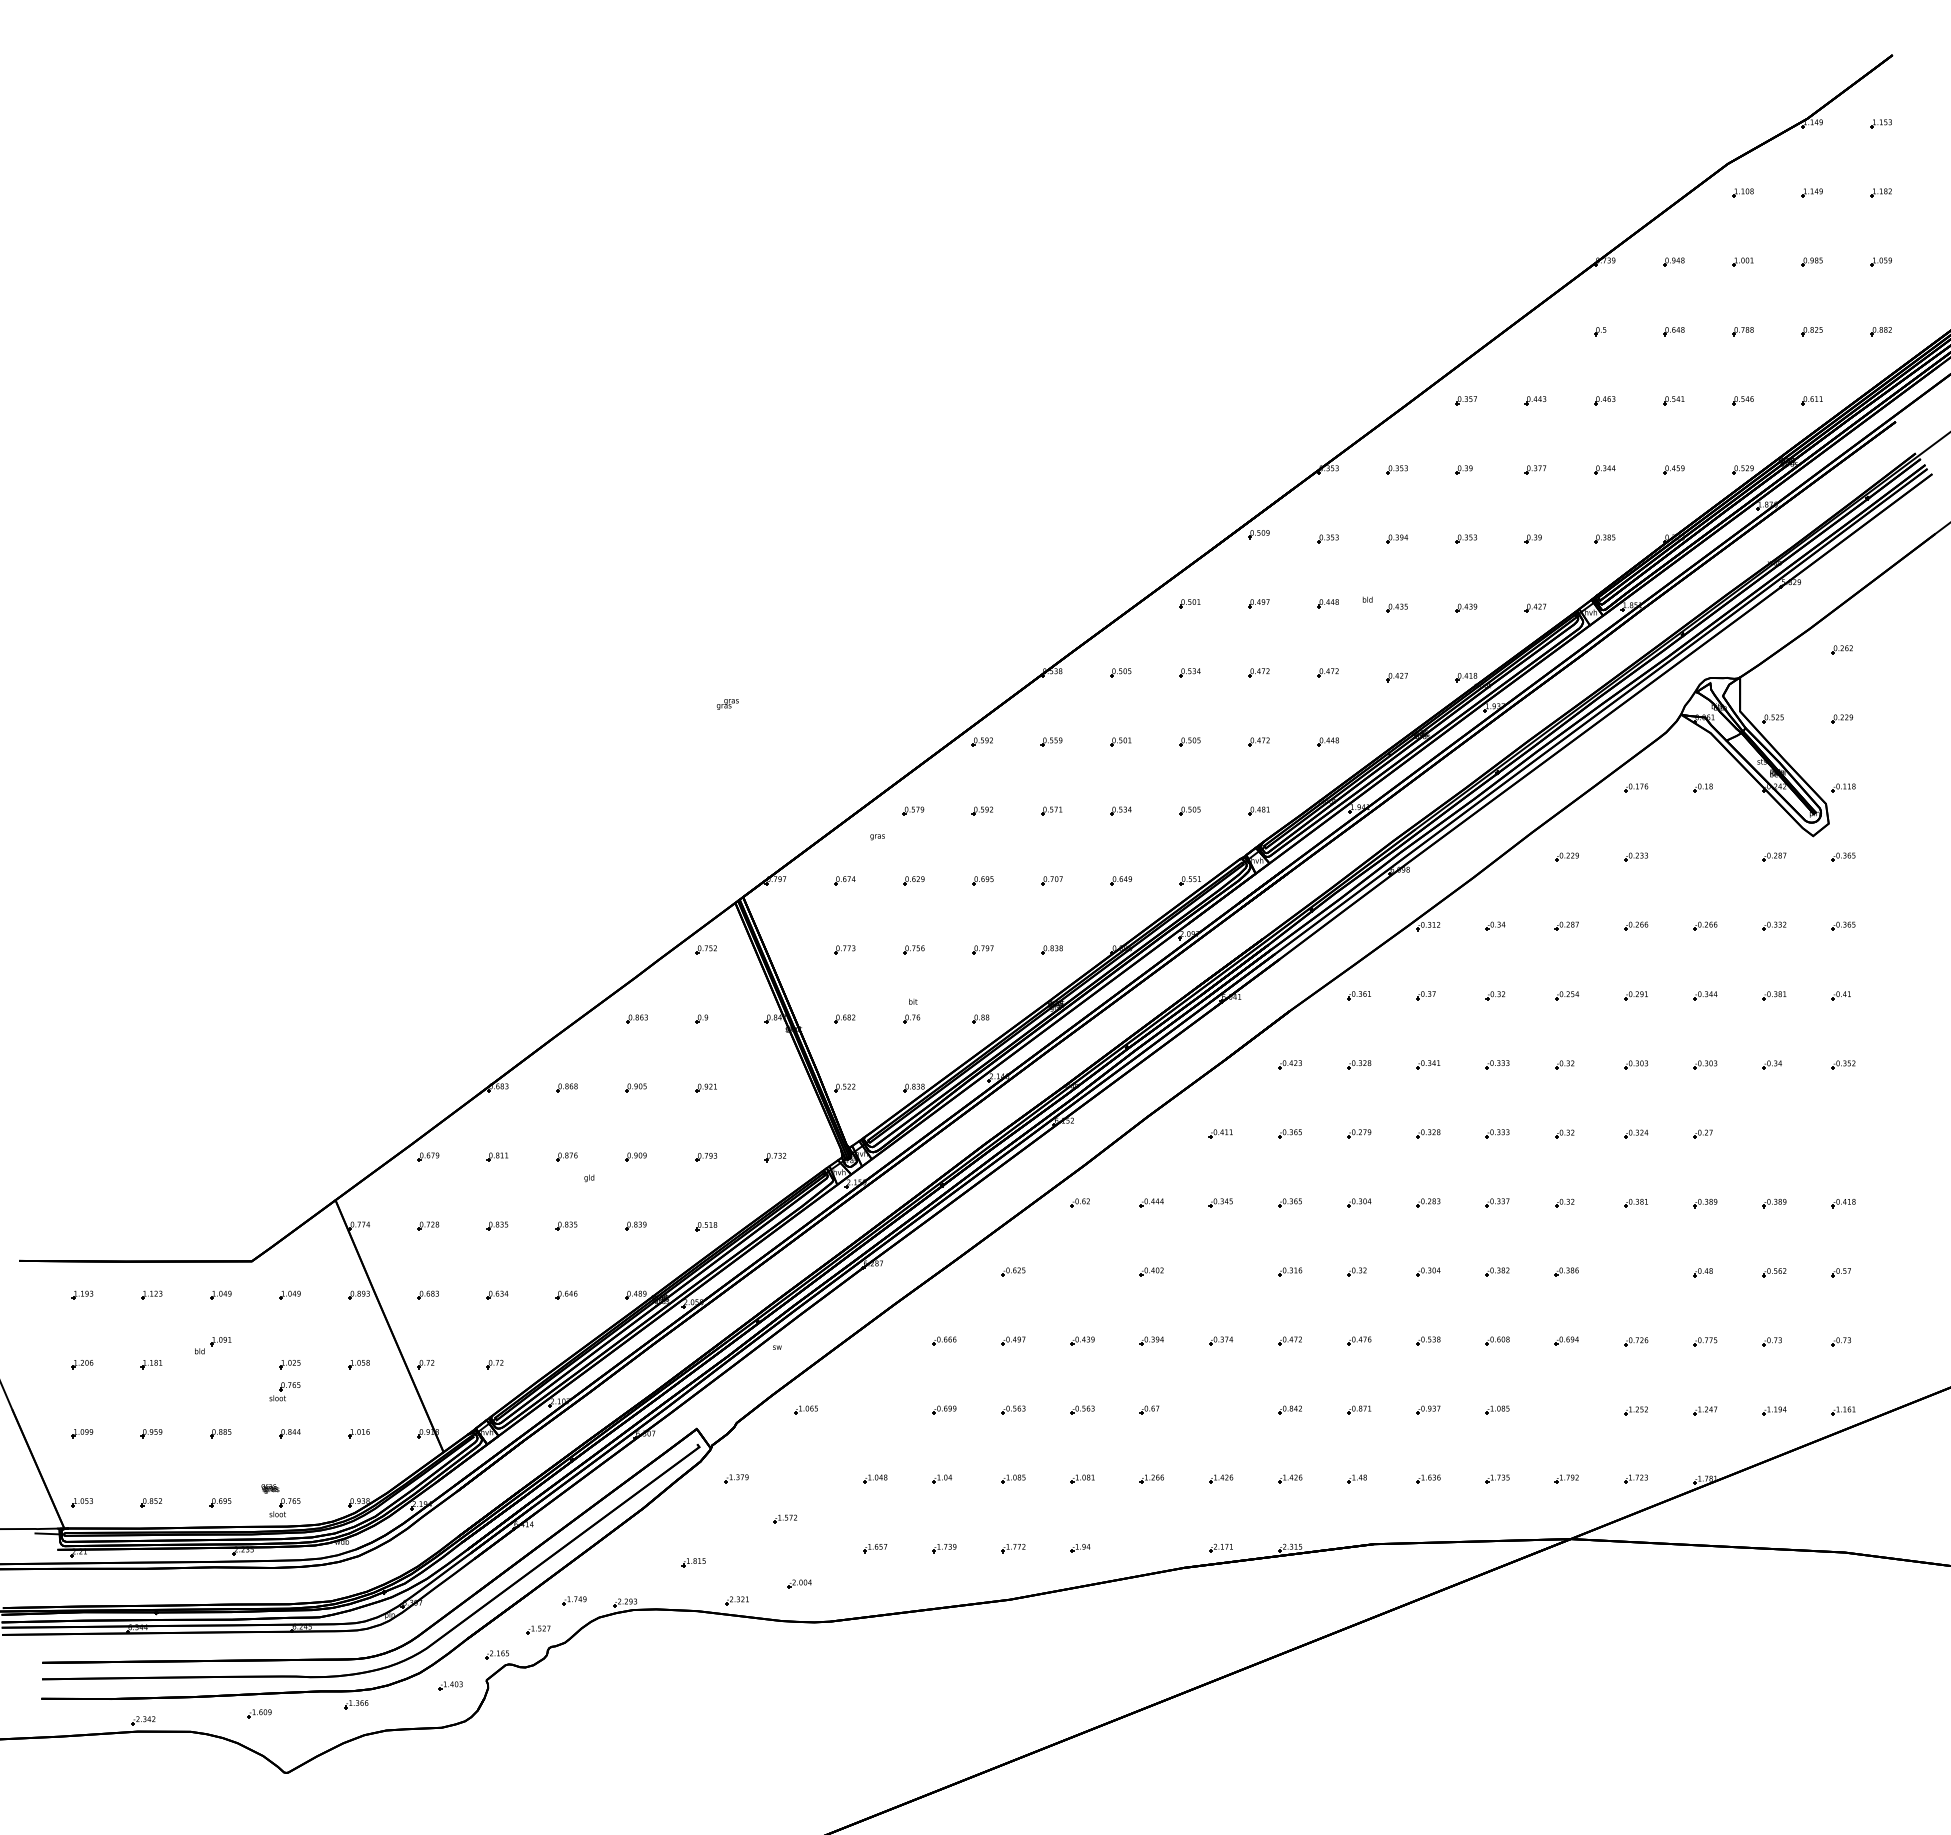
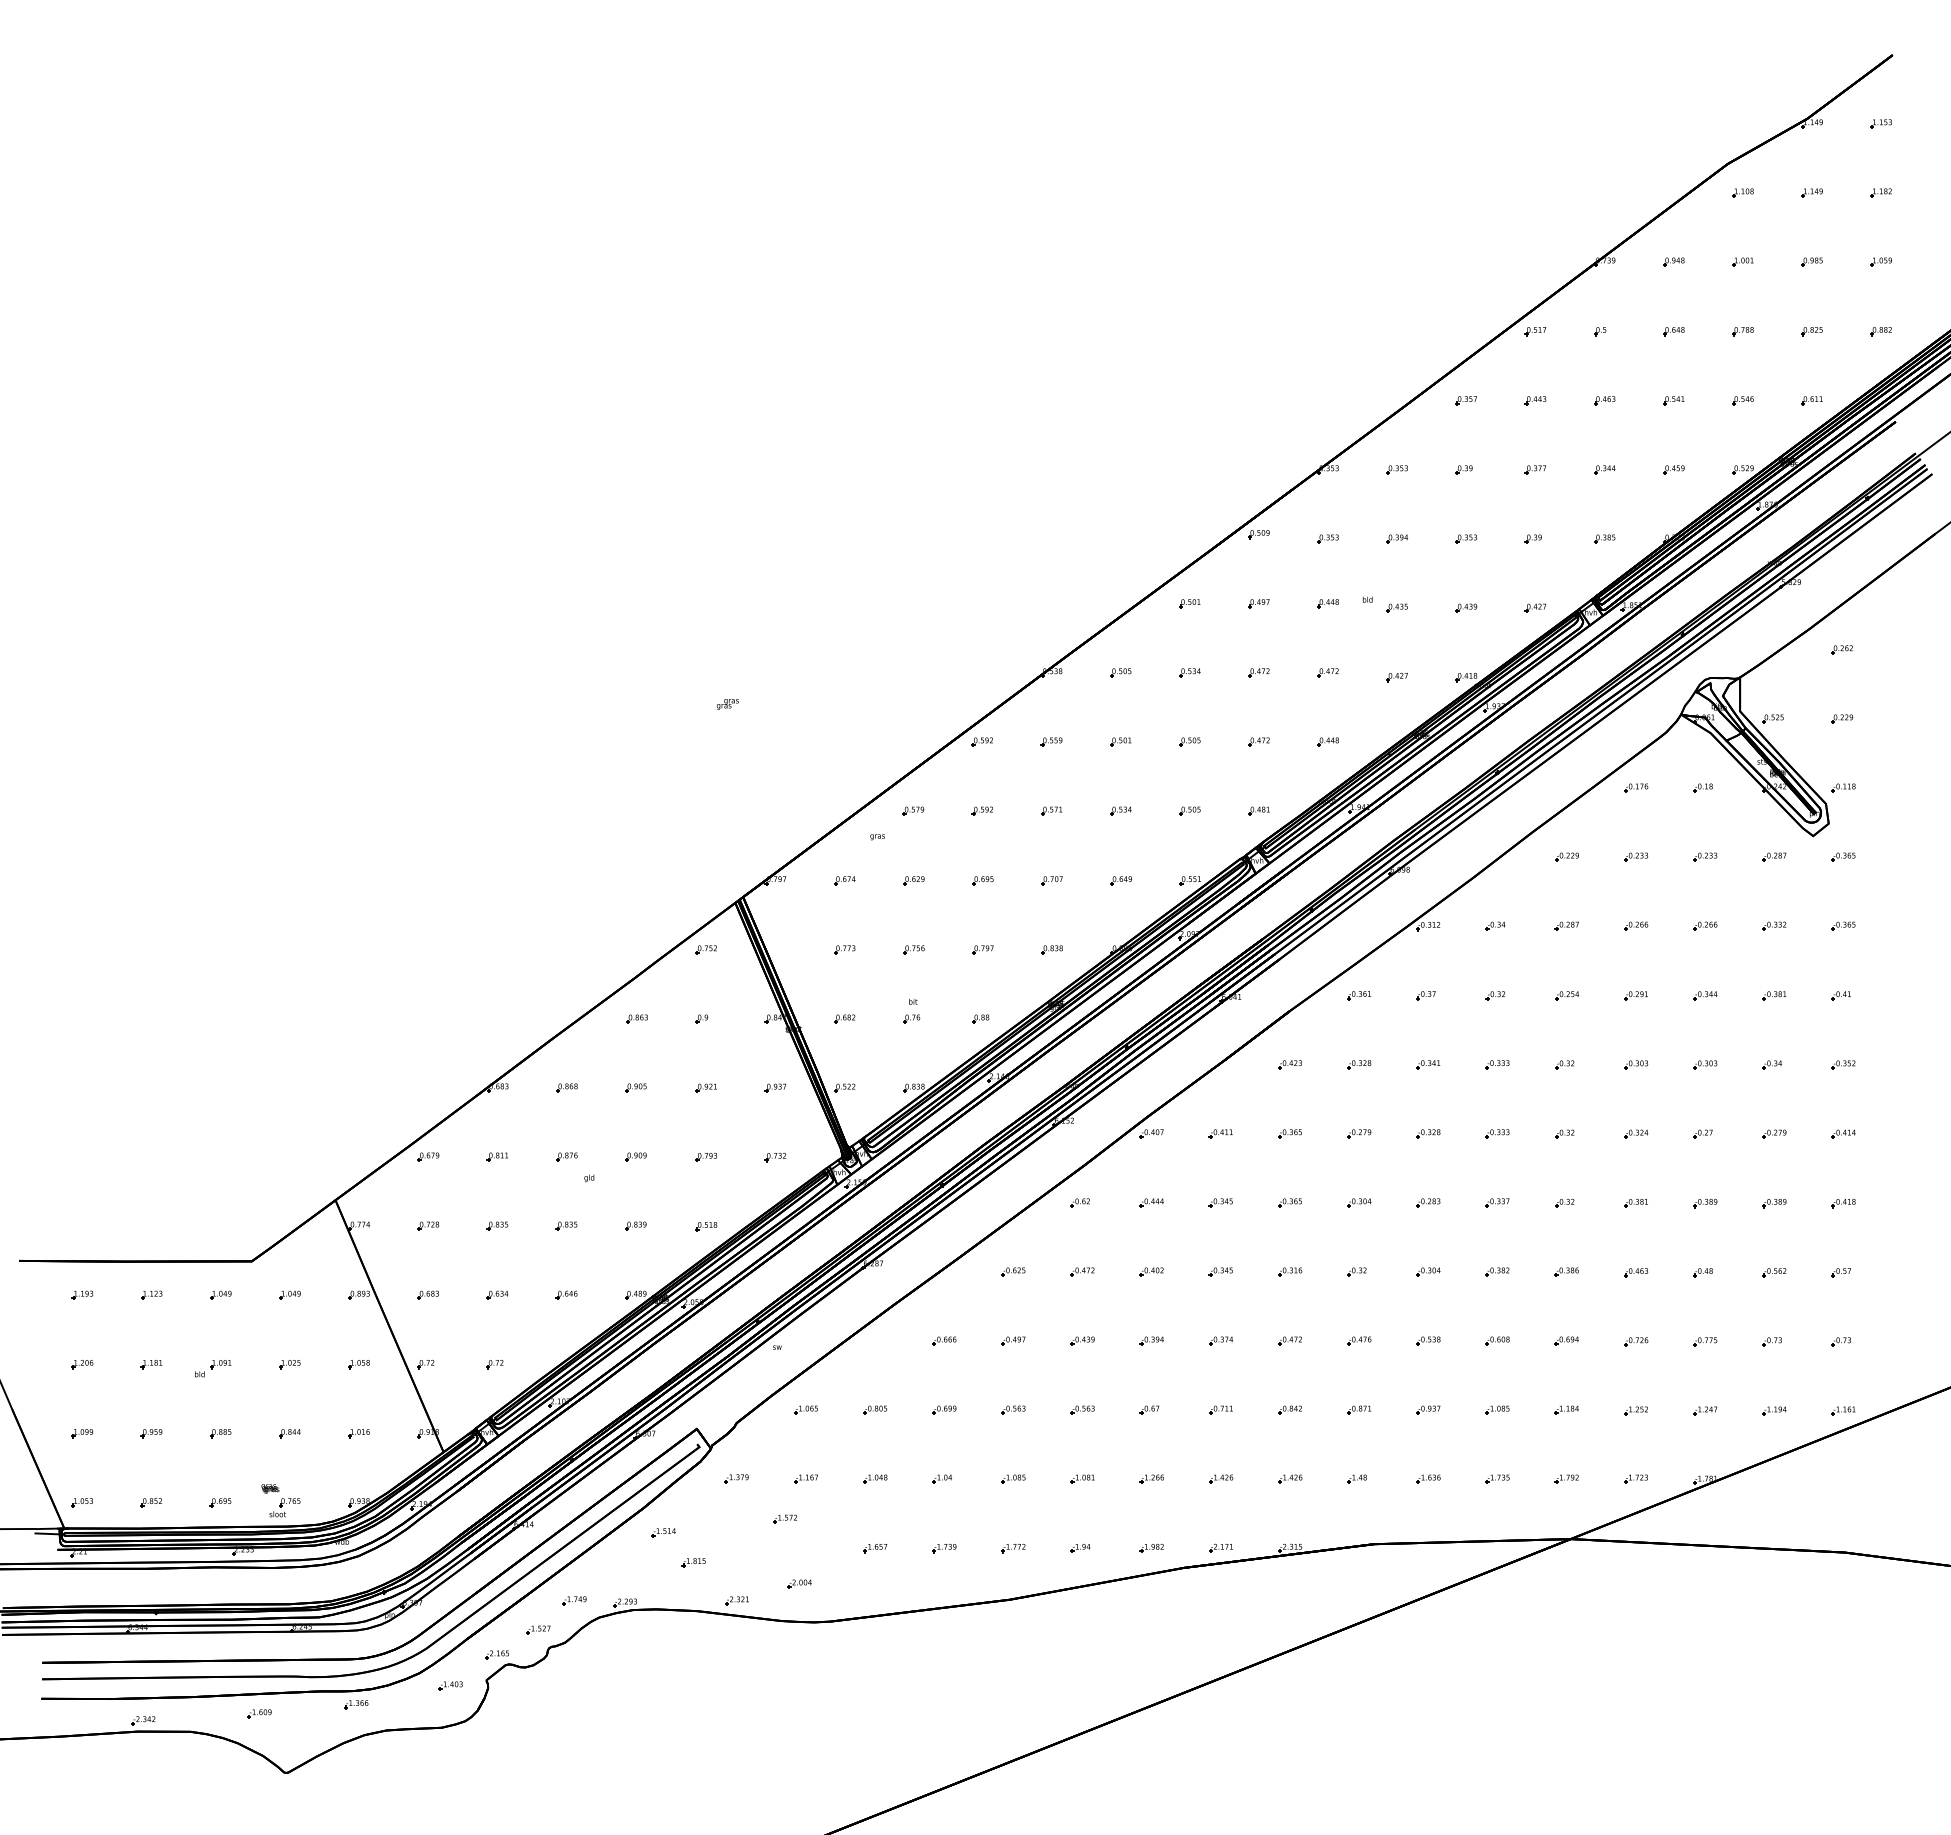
part: none -> present (1535, 331)
part: none -> present (1705, 856)
part: none -> present (775, 1087)
part: none -> present (1151, 1133)
part: none -> present (1774, 1133)
part: none -> present (1843, 1133)
part: none -> present (1082, 1271)
part: none -> present (1220, 1271)
part: none -> present (1636, 1272)
part position: (213, 1345) -> (213, 1368) (213, 1368)
part: present -> none (284, 1391)
part: none -> present (875, 1409)
part: none -> present (1220, 1409)
part: none -> present (1566, 1409)
part: none -> present (805, 1478)
part: none -> present (663, 1532)
part: none -> present (1151, 1547)
